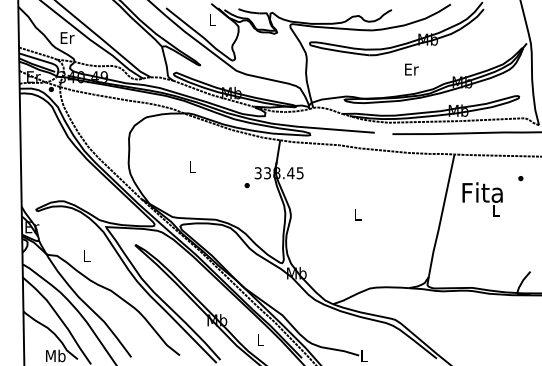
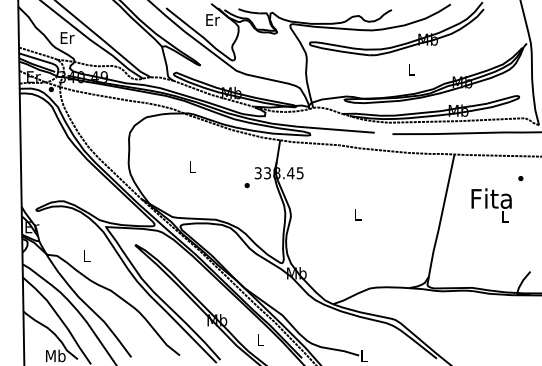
text: L -> Er (213, 19)
text: Er -> L (411, 69)
text position: (482, 199) -> (491, 205) (491, 205)
